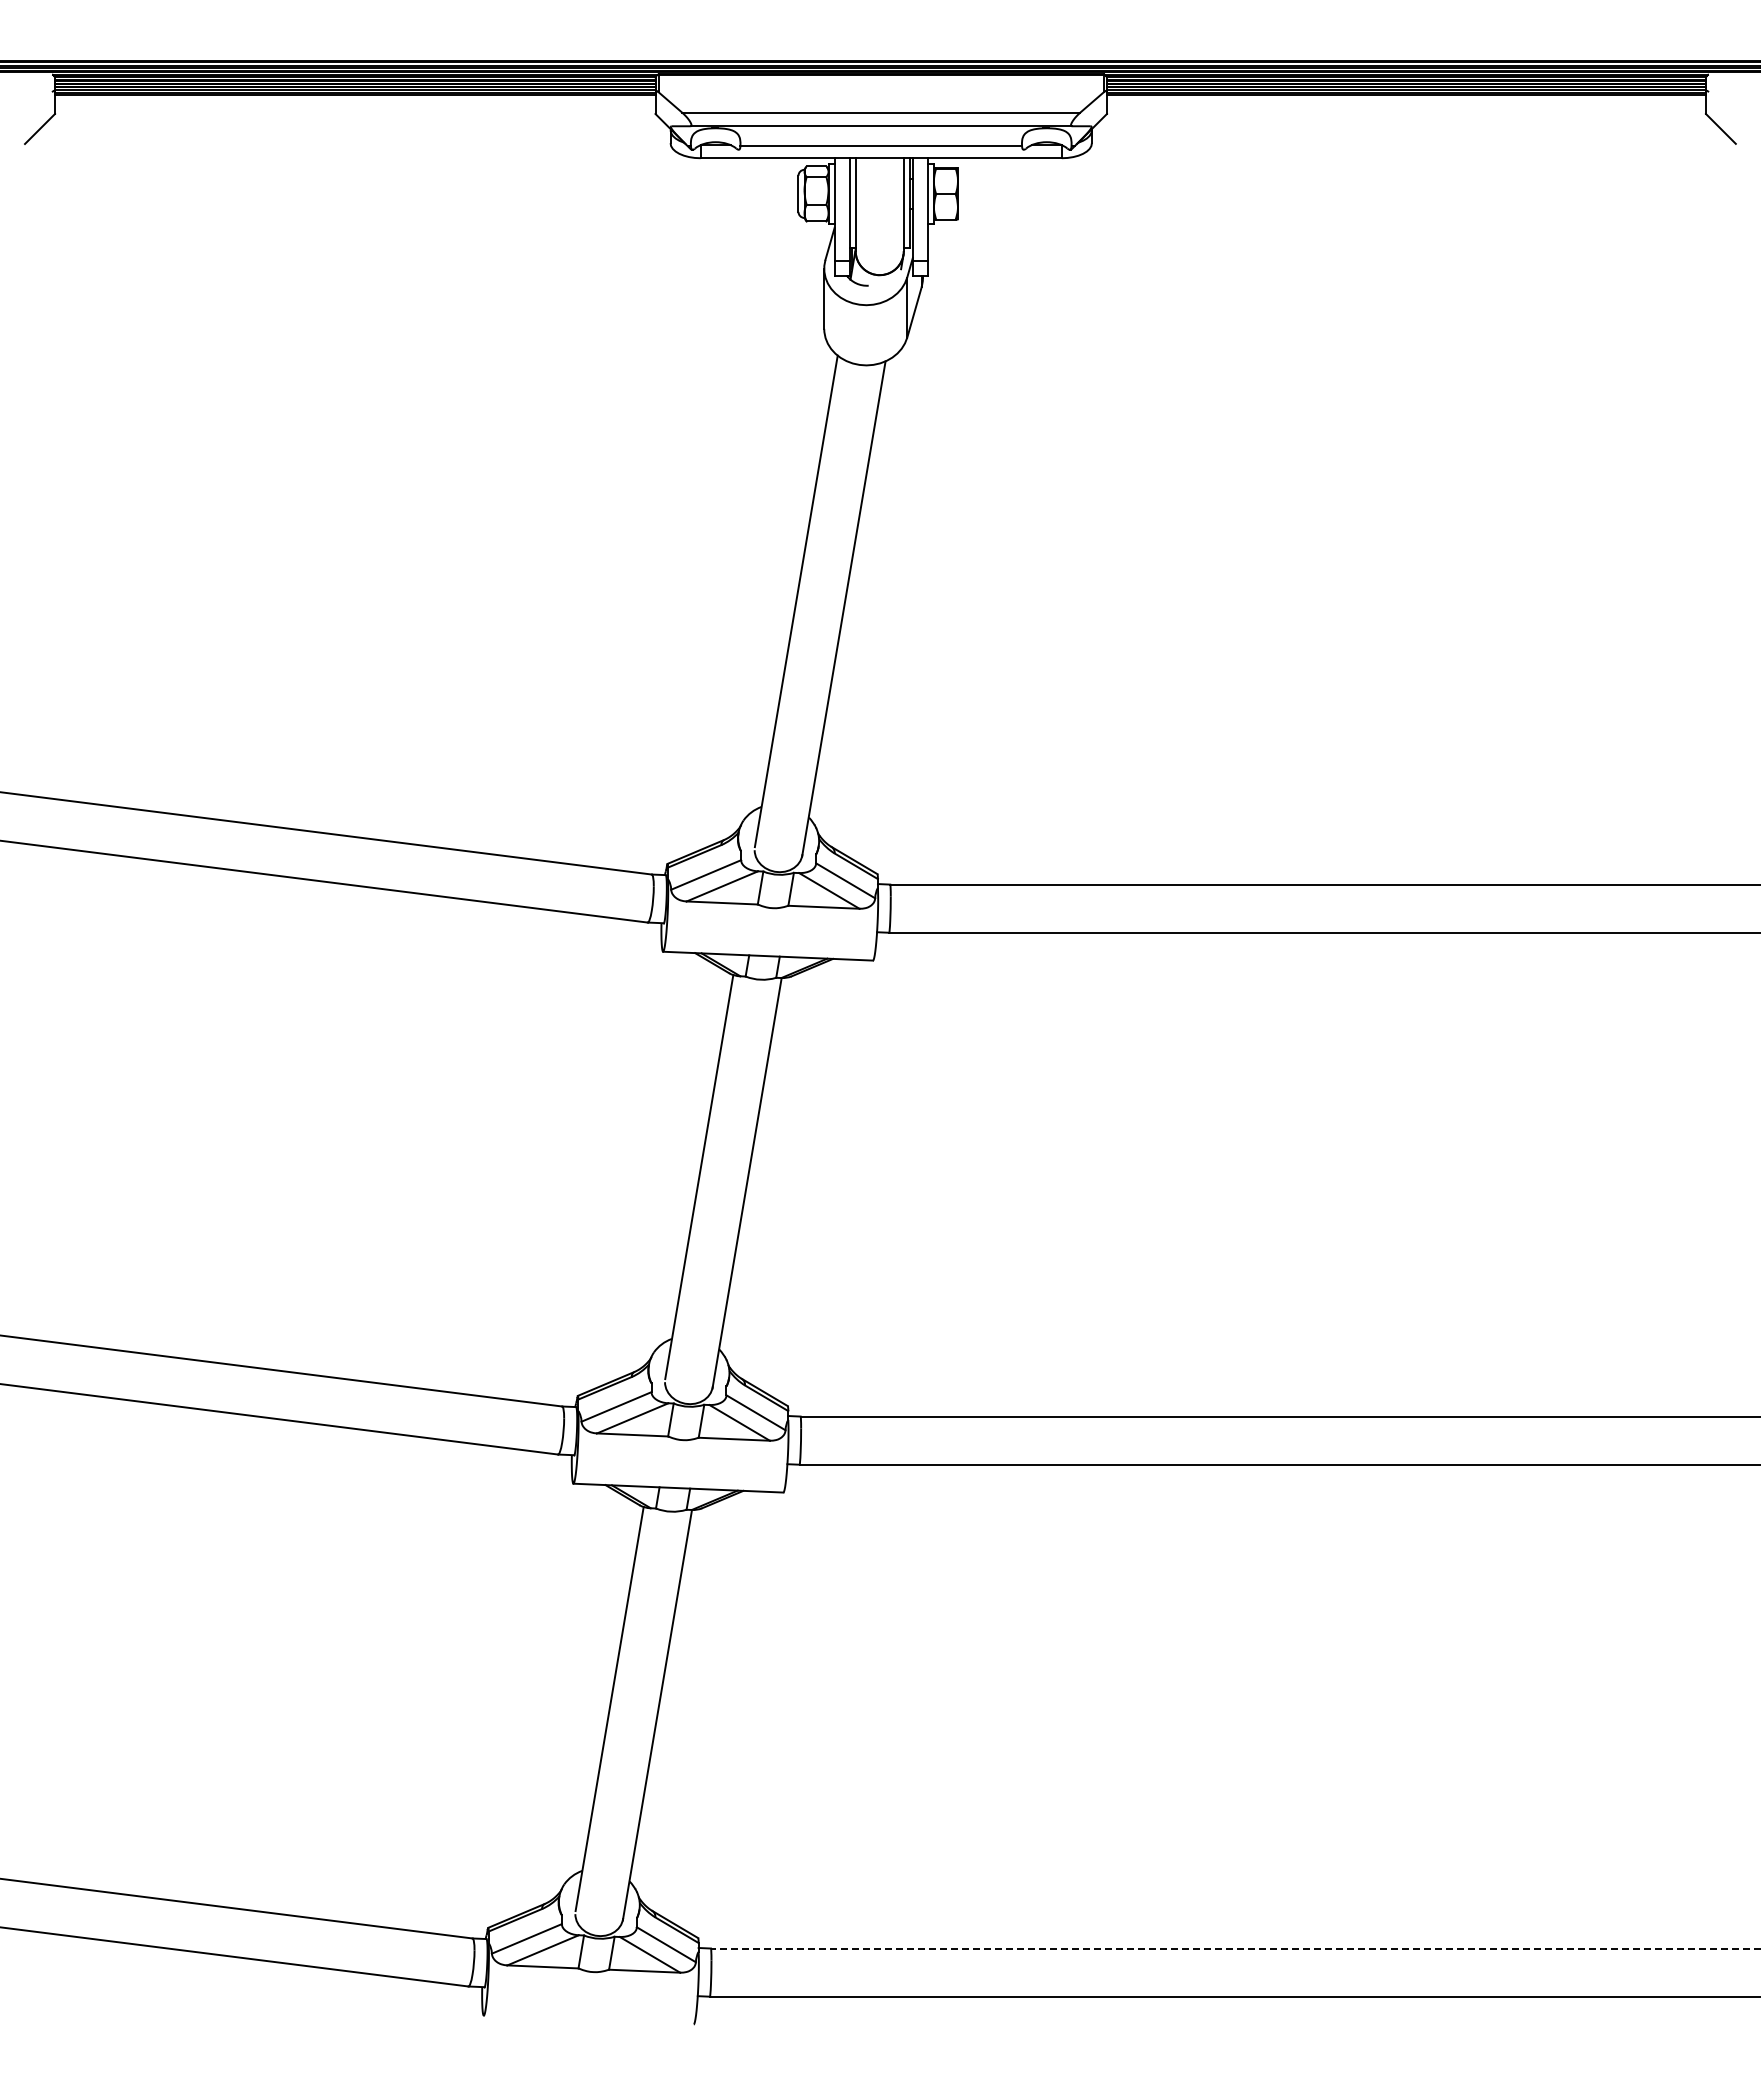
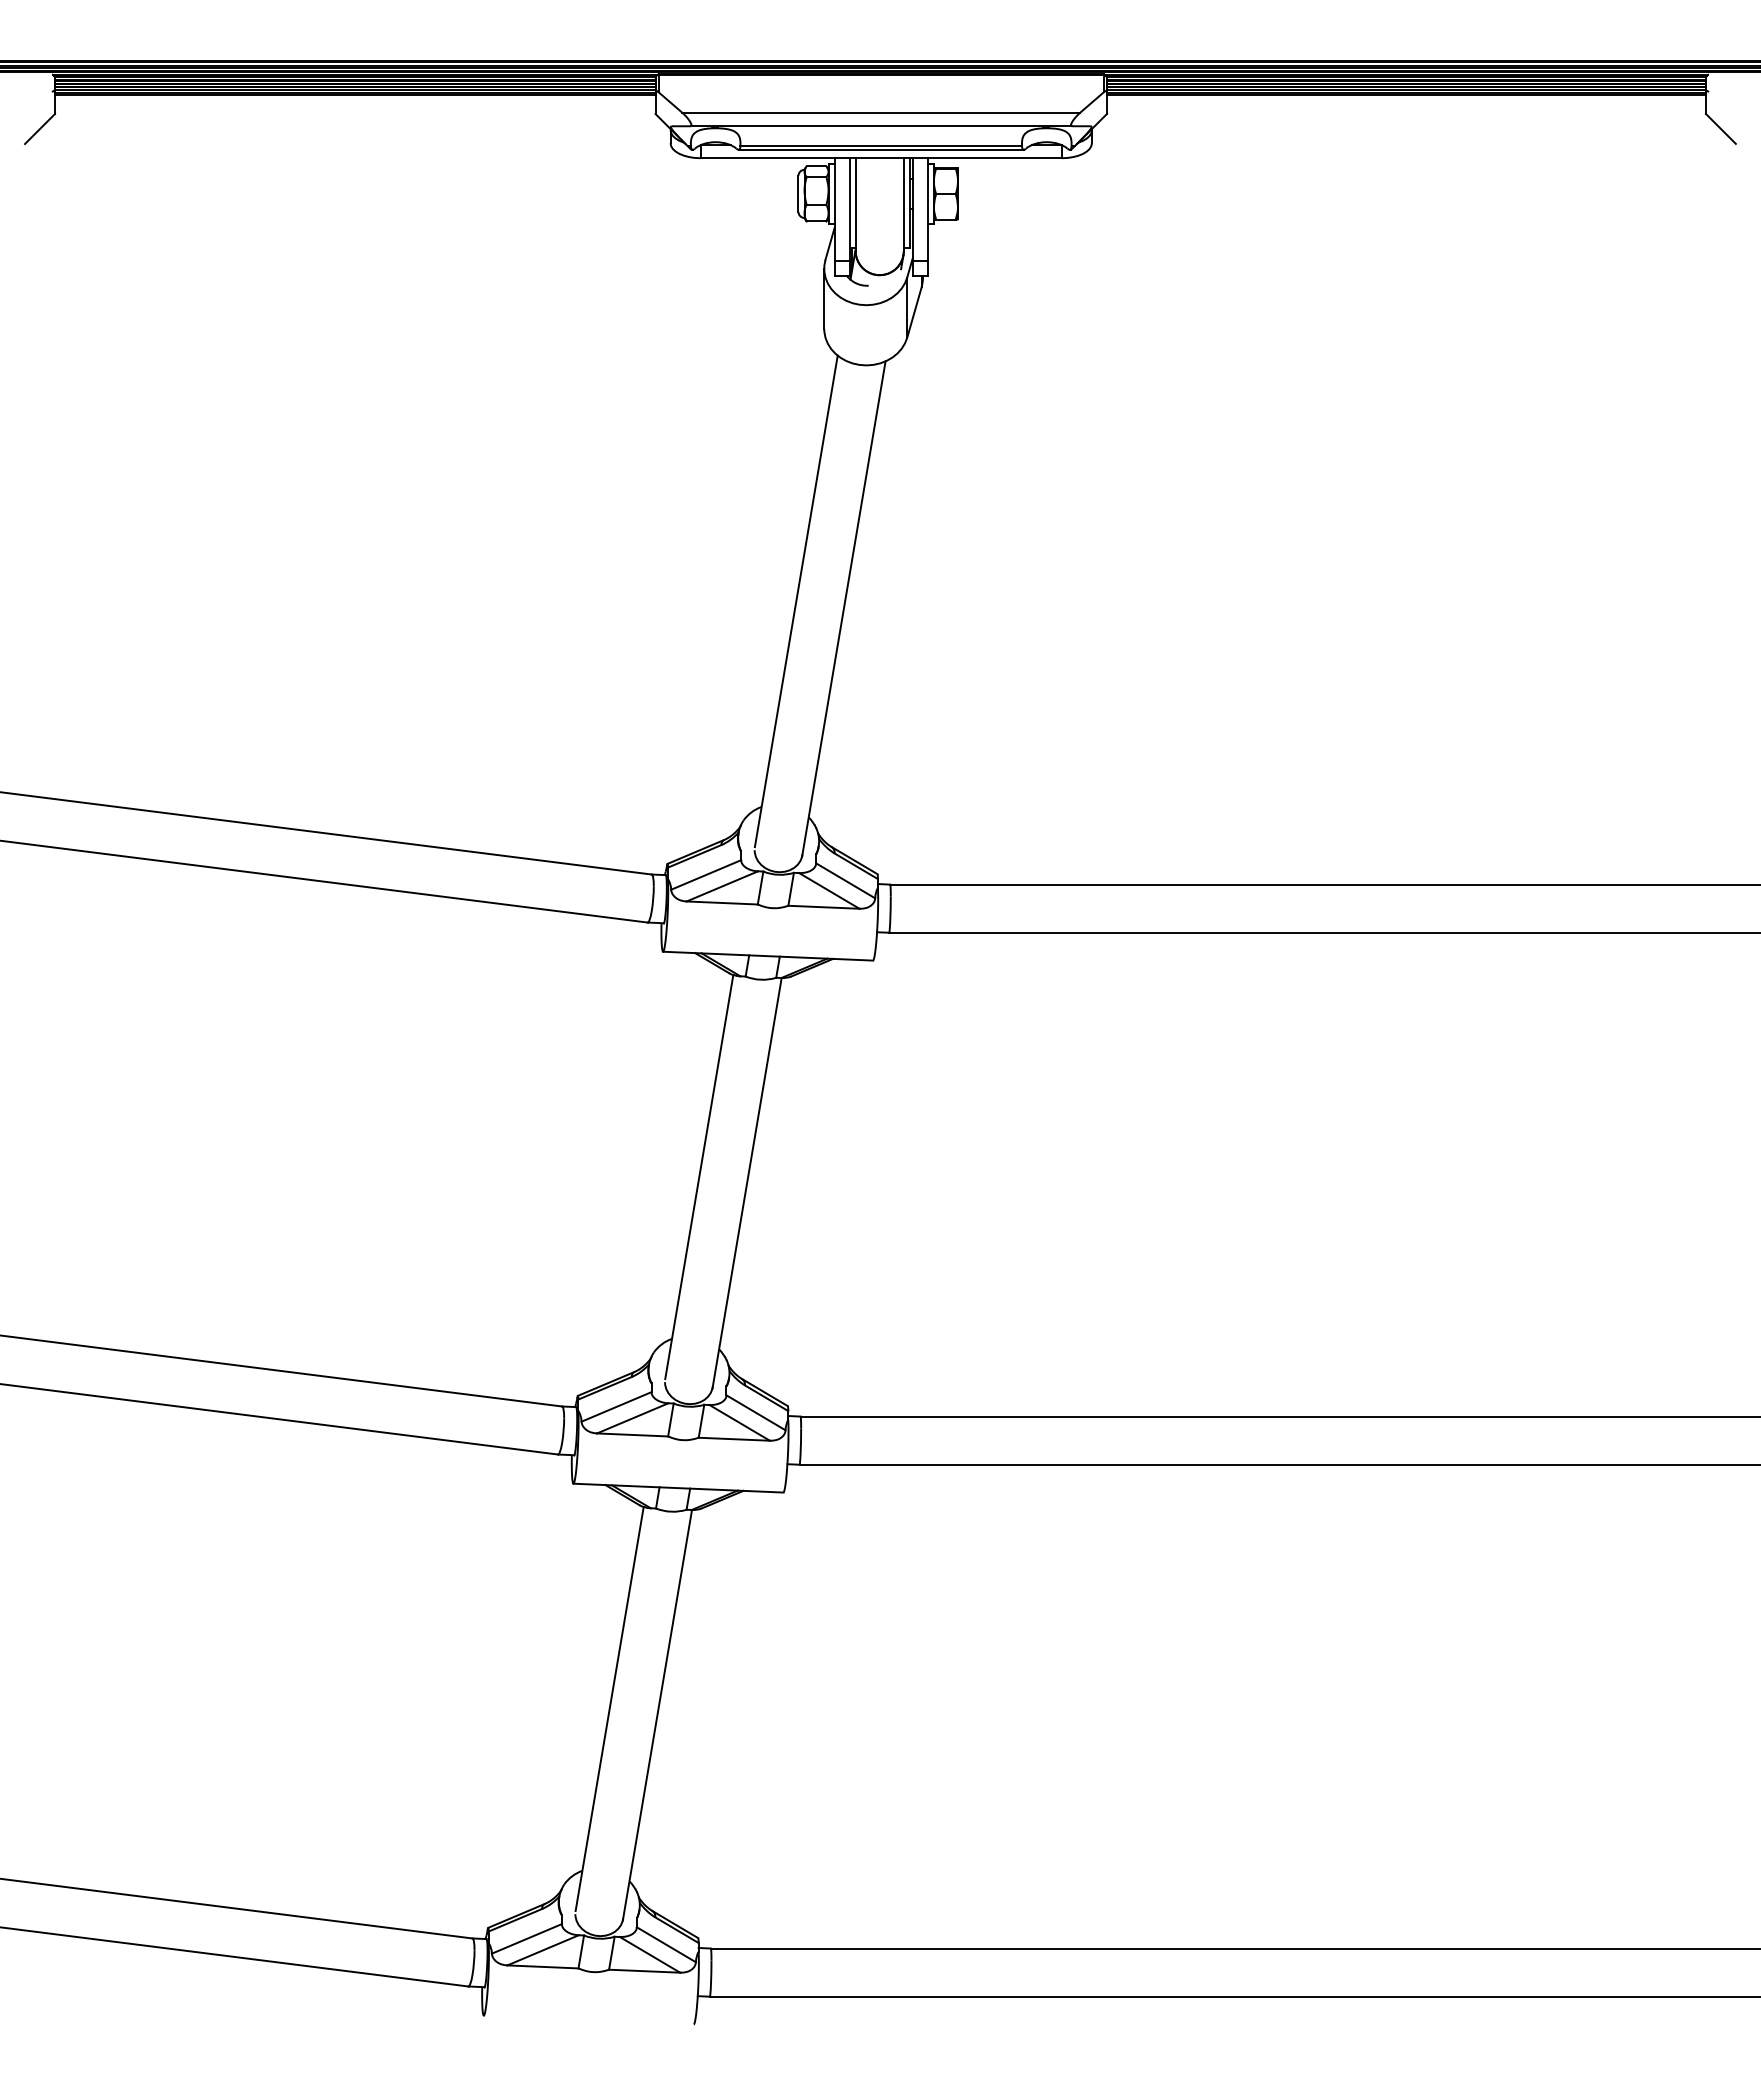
line: none -> present (880, 149)
line: dashed -> solid (1235, 1948)
